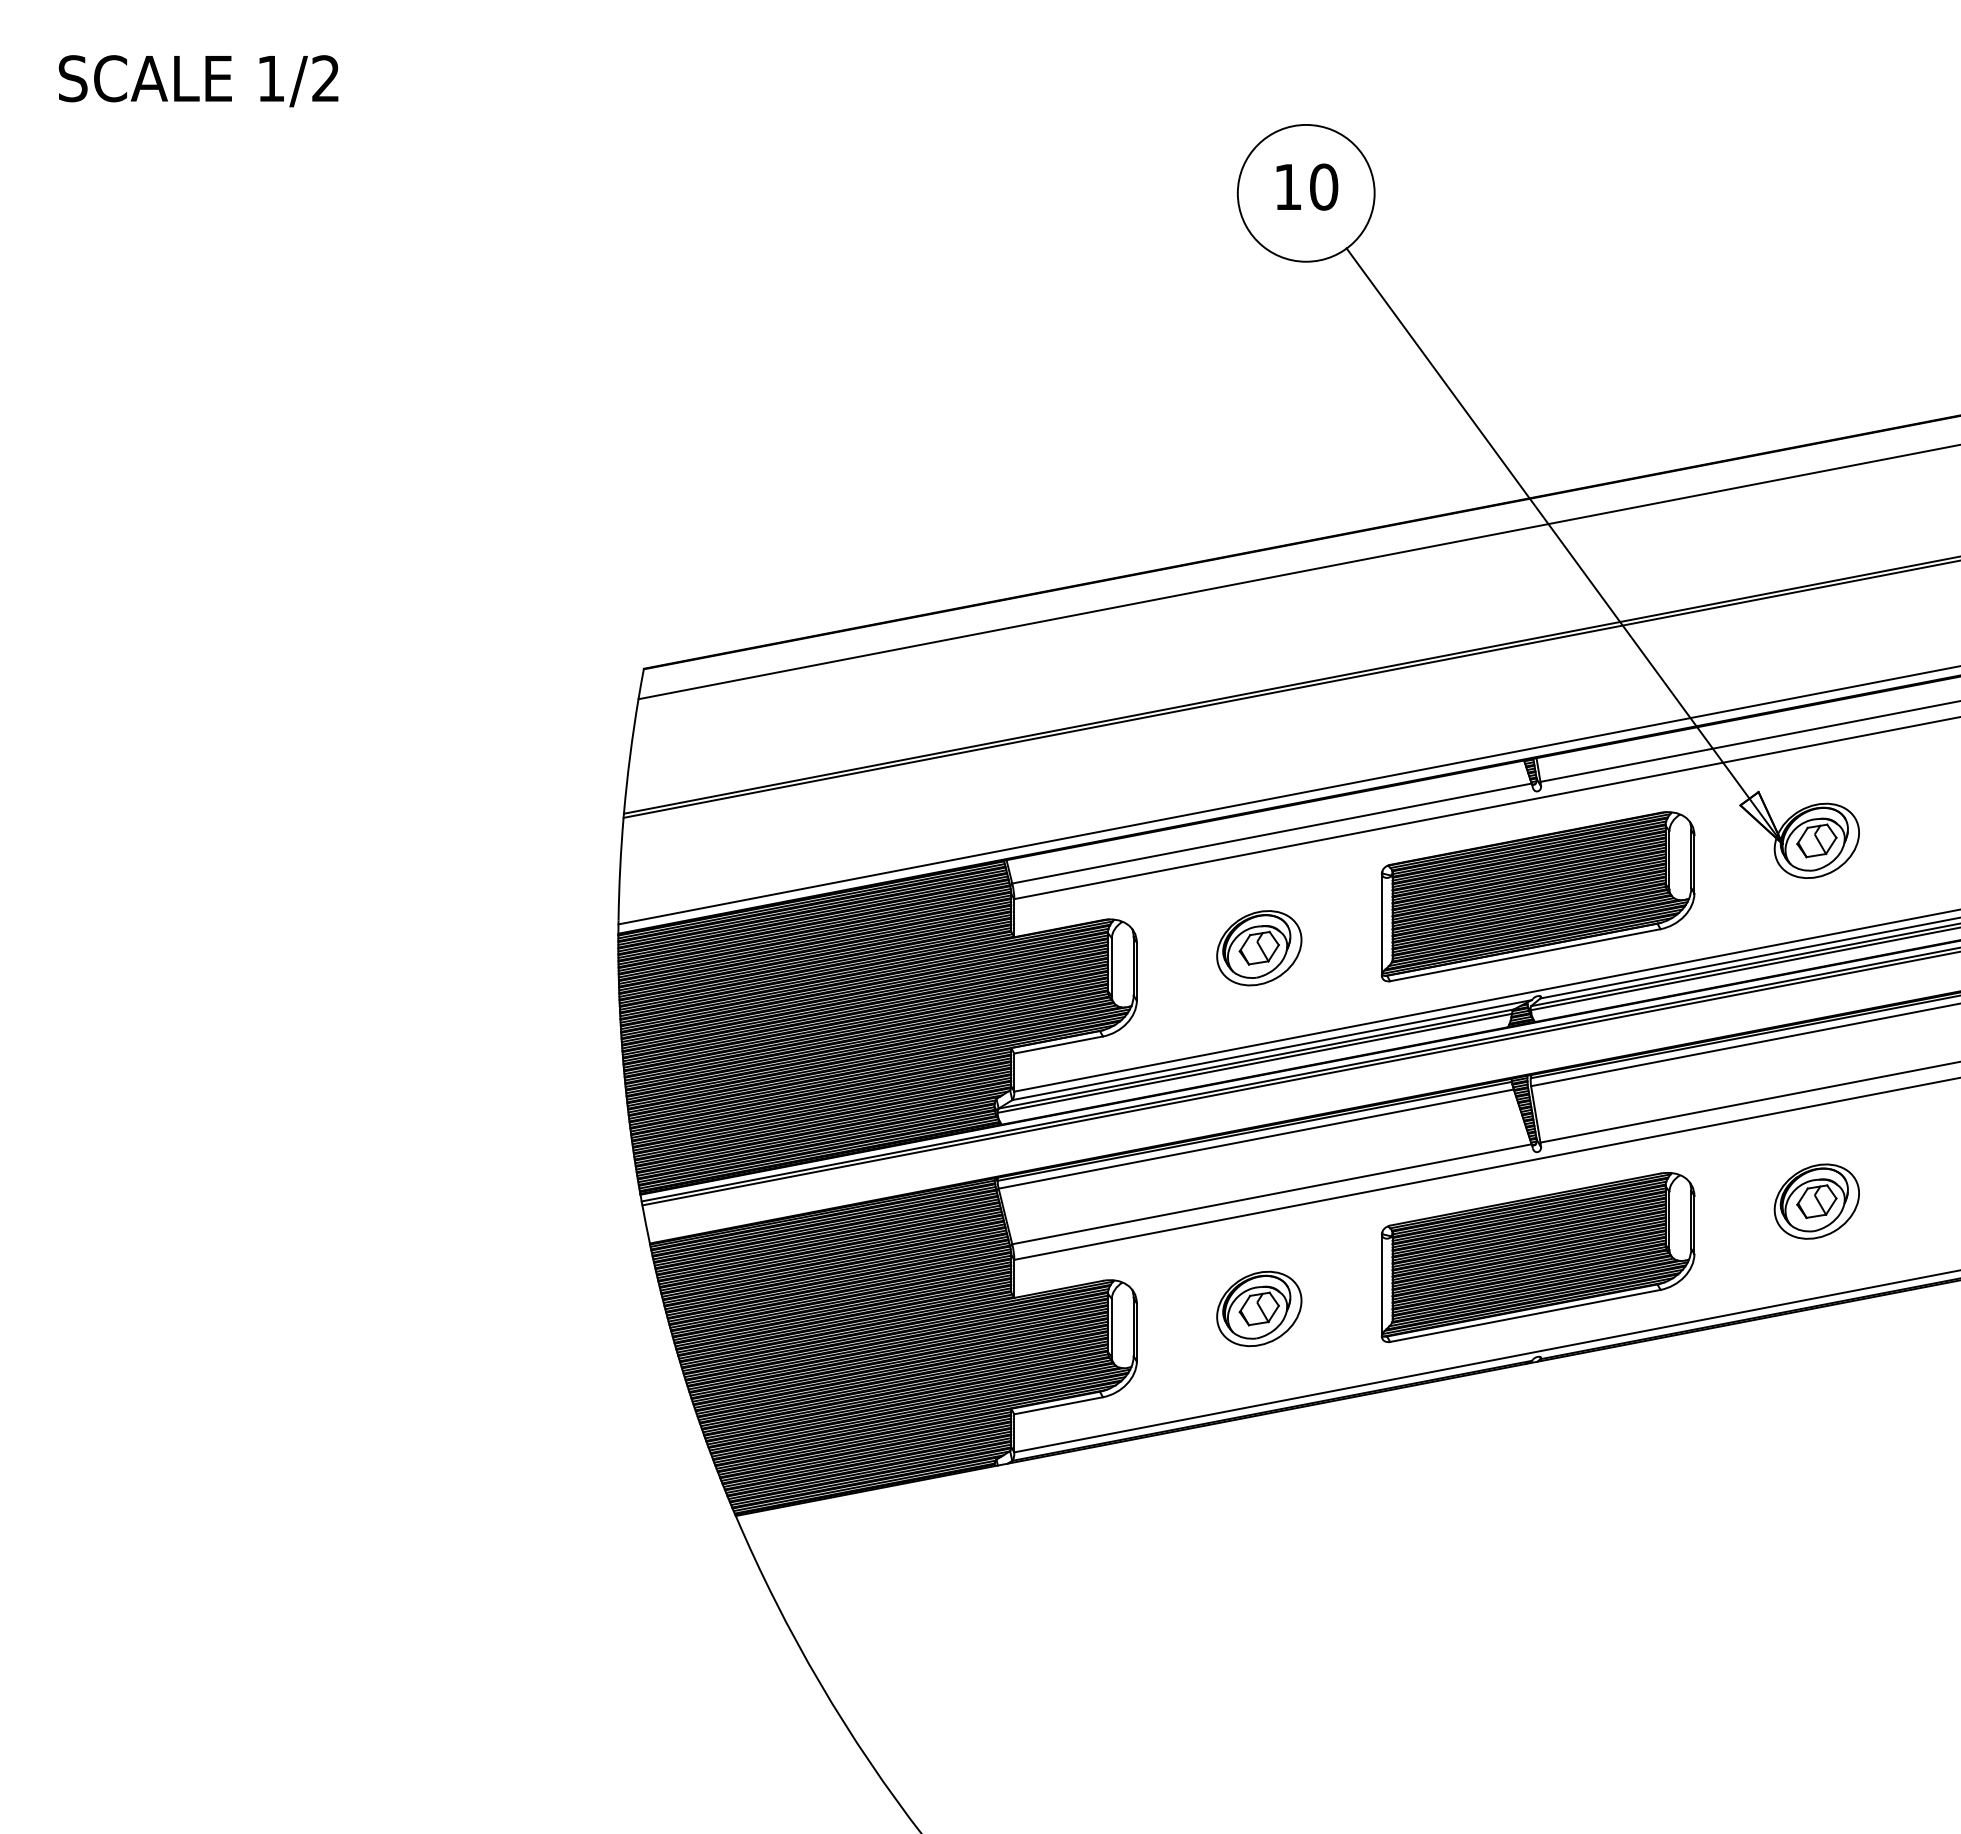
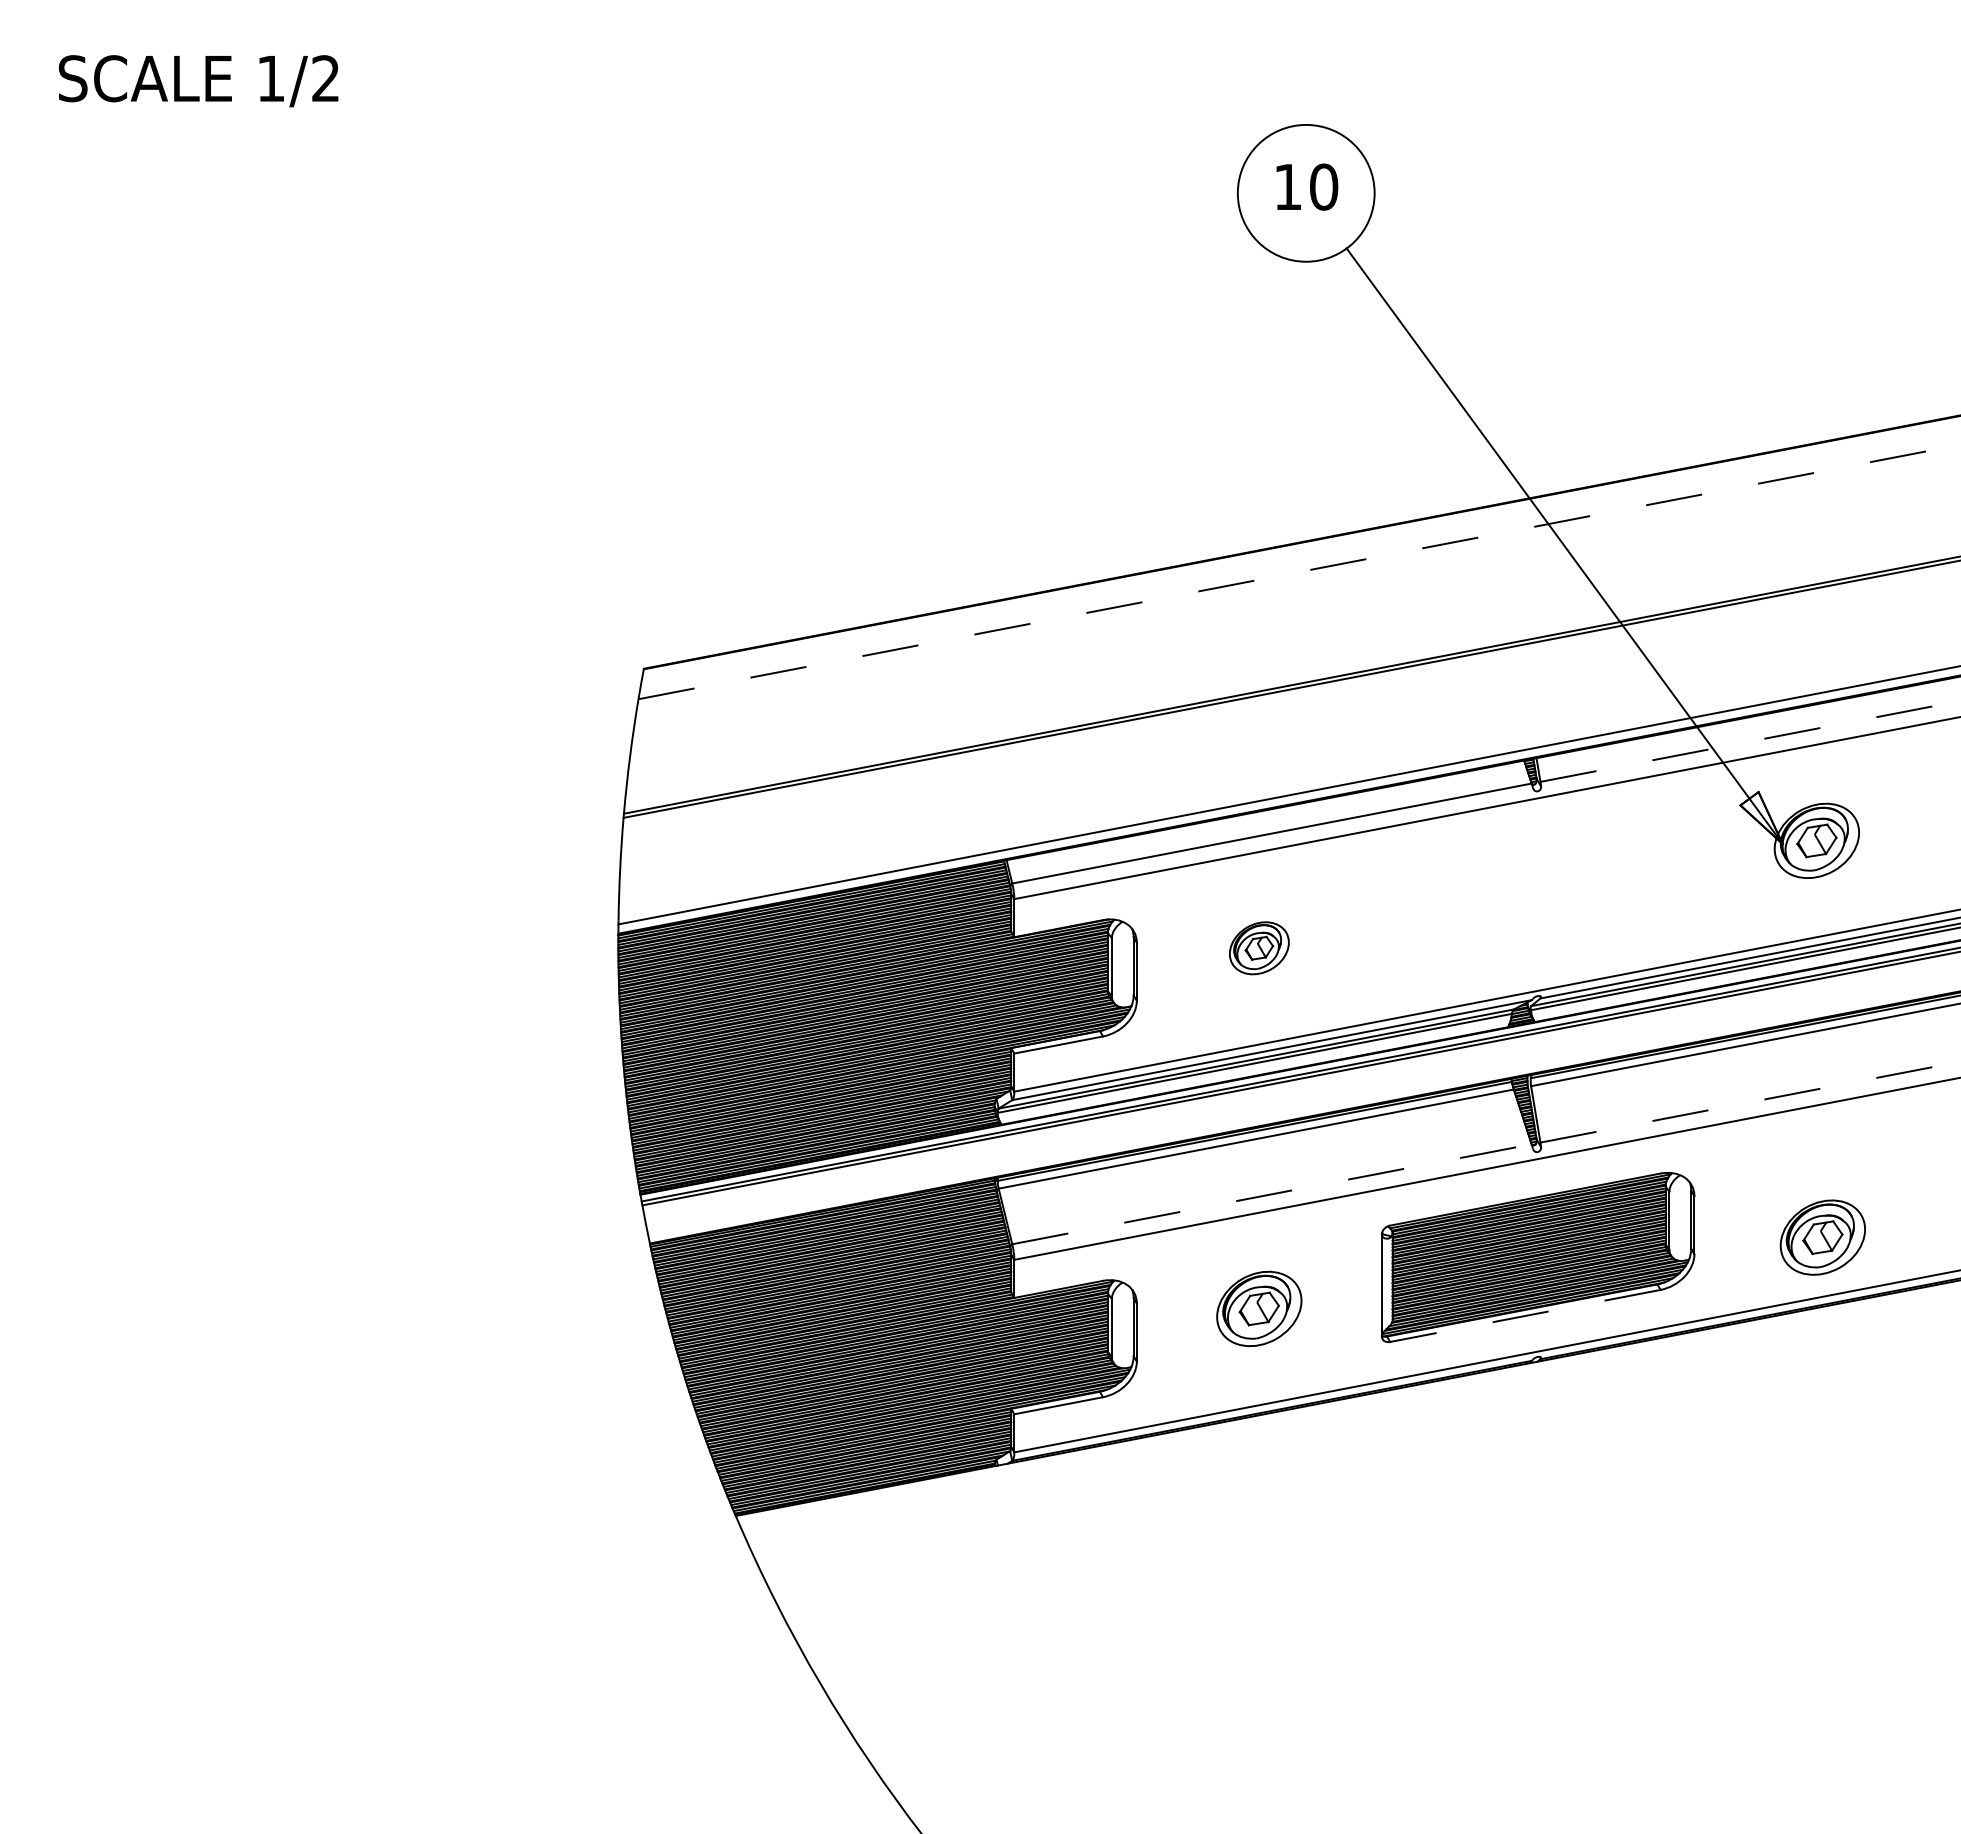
line: solid -> dashed (1300, 571)
line: solid -> dashed (1750, 741)
part: present -> none (1538, 896)
part size: 87x77 px -> 61x55 px (1259, 948)
line: solid -> dashed (1750, 1102)
line: solid -> dashed (1272, 1194)
part position: (1816, 1201) -> (1822, 1237) (1822, 1237)
line: solid -> dashed (1525, 1315)
